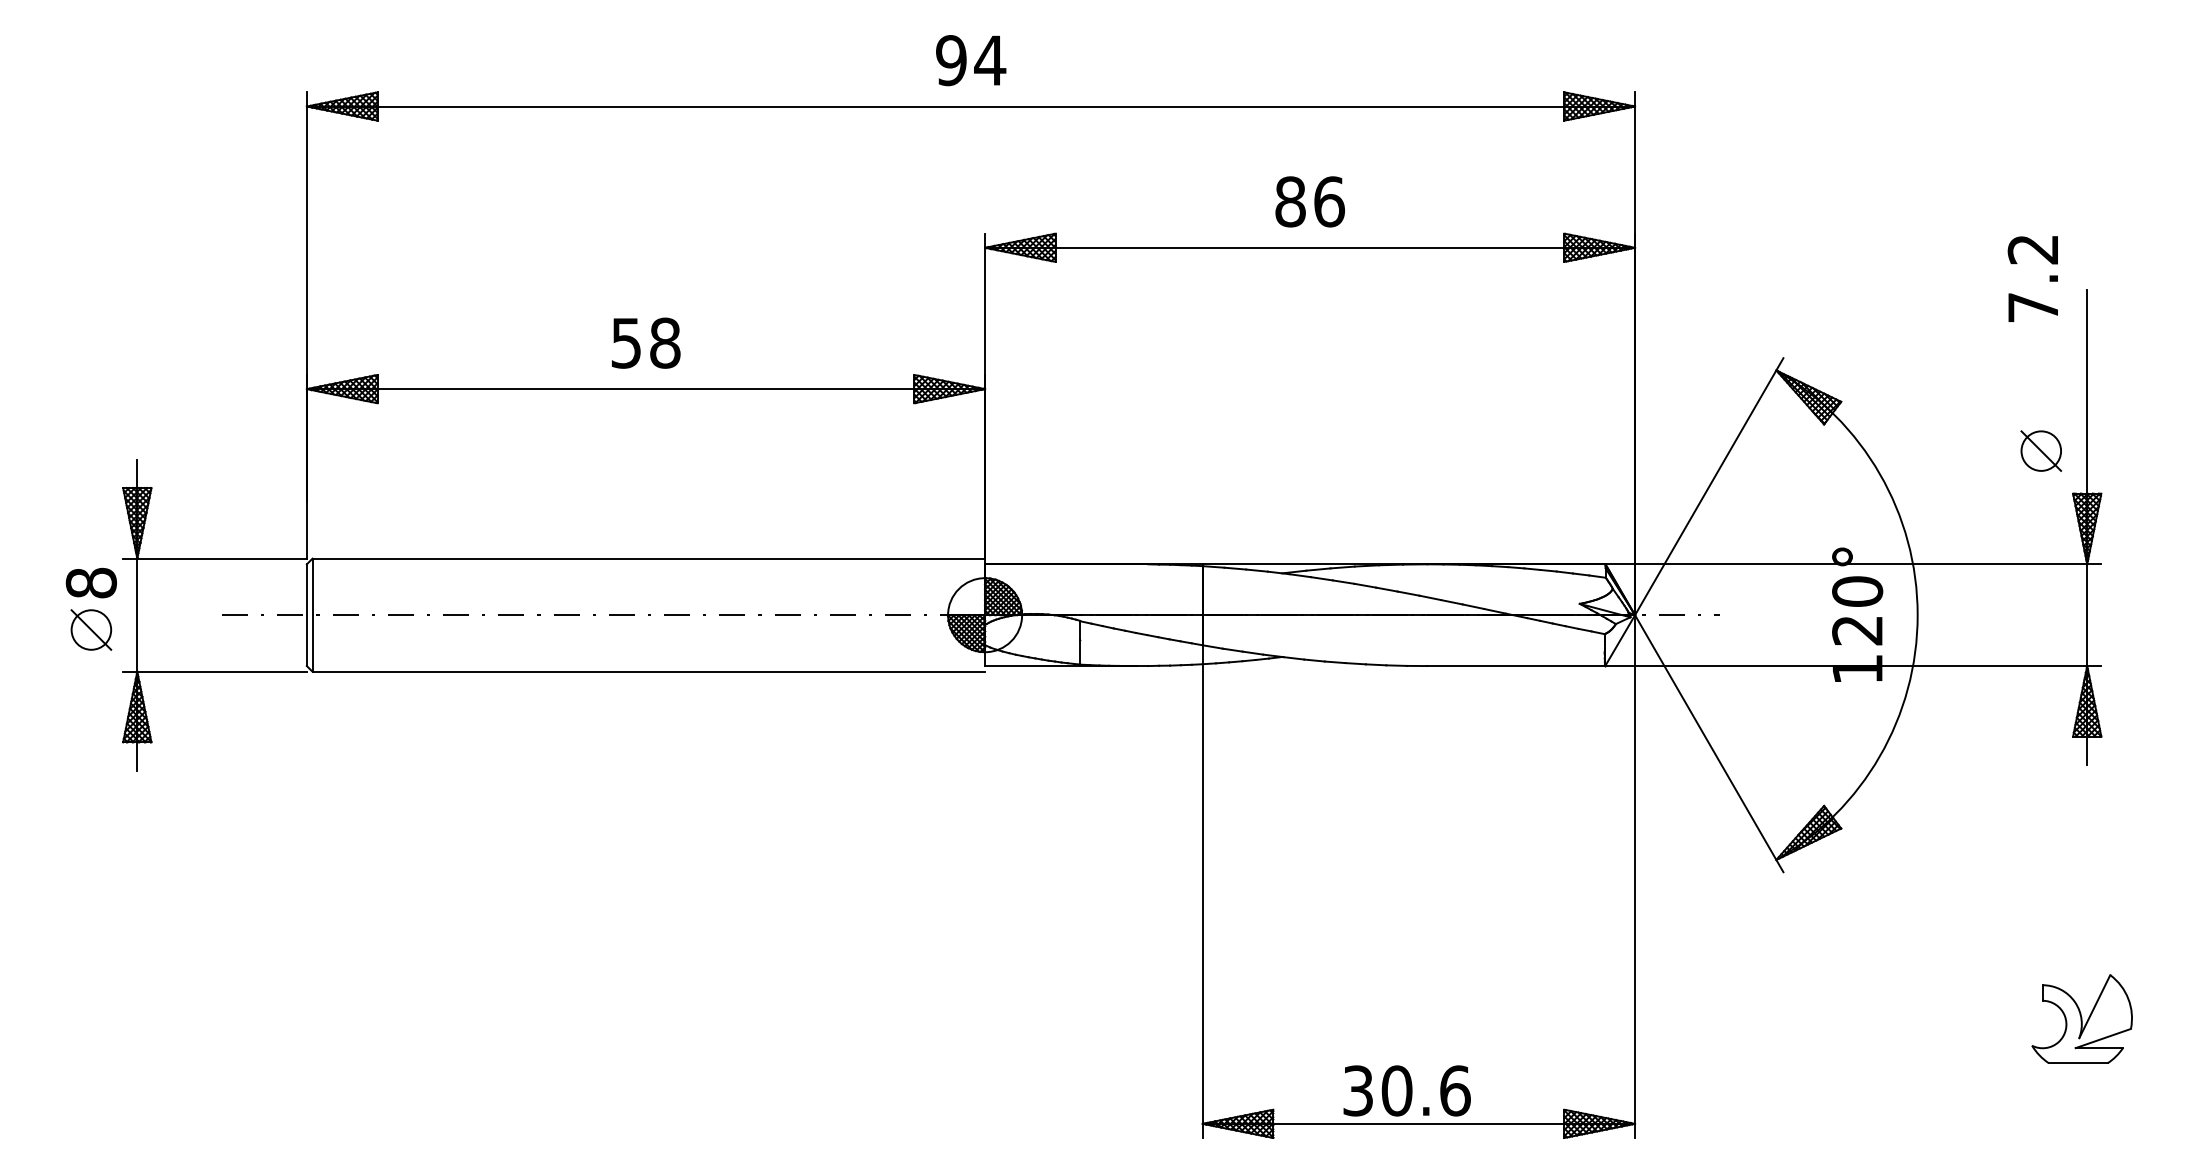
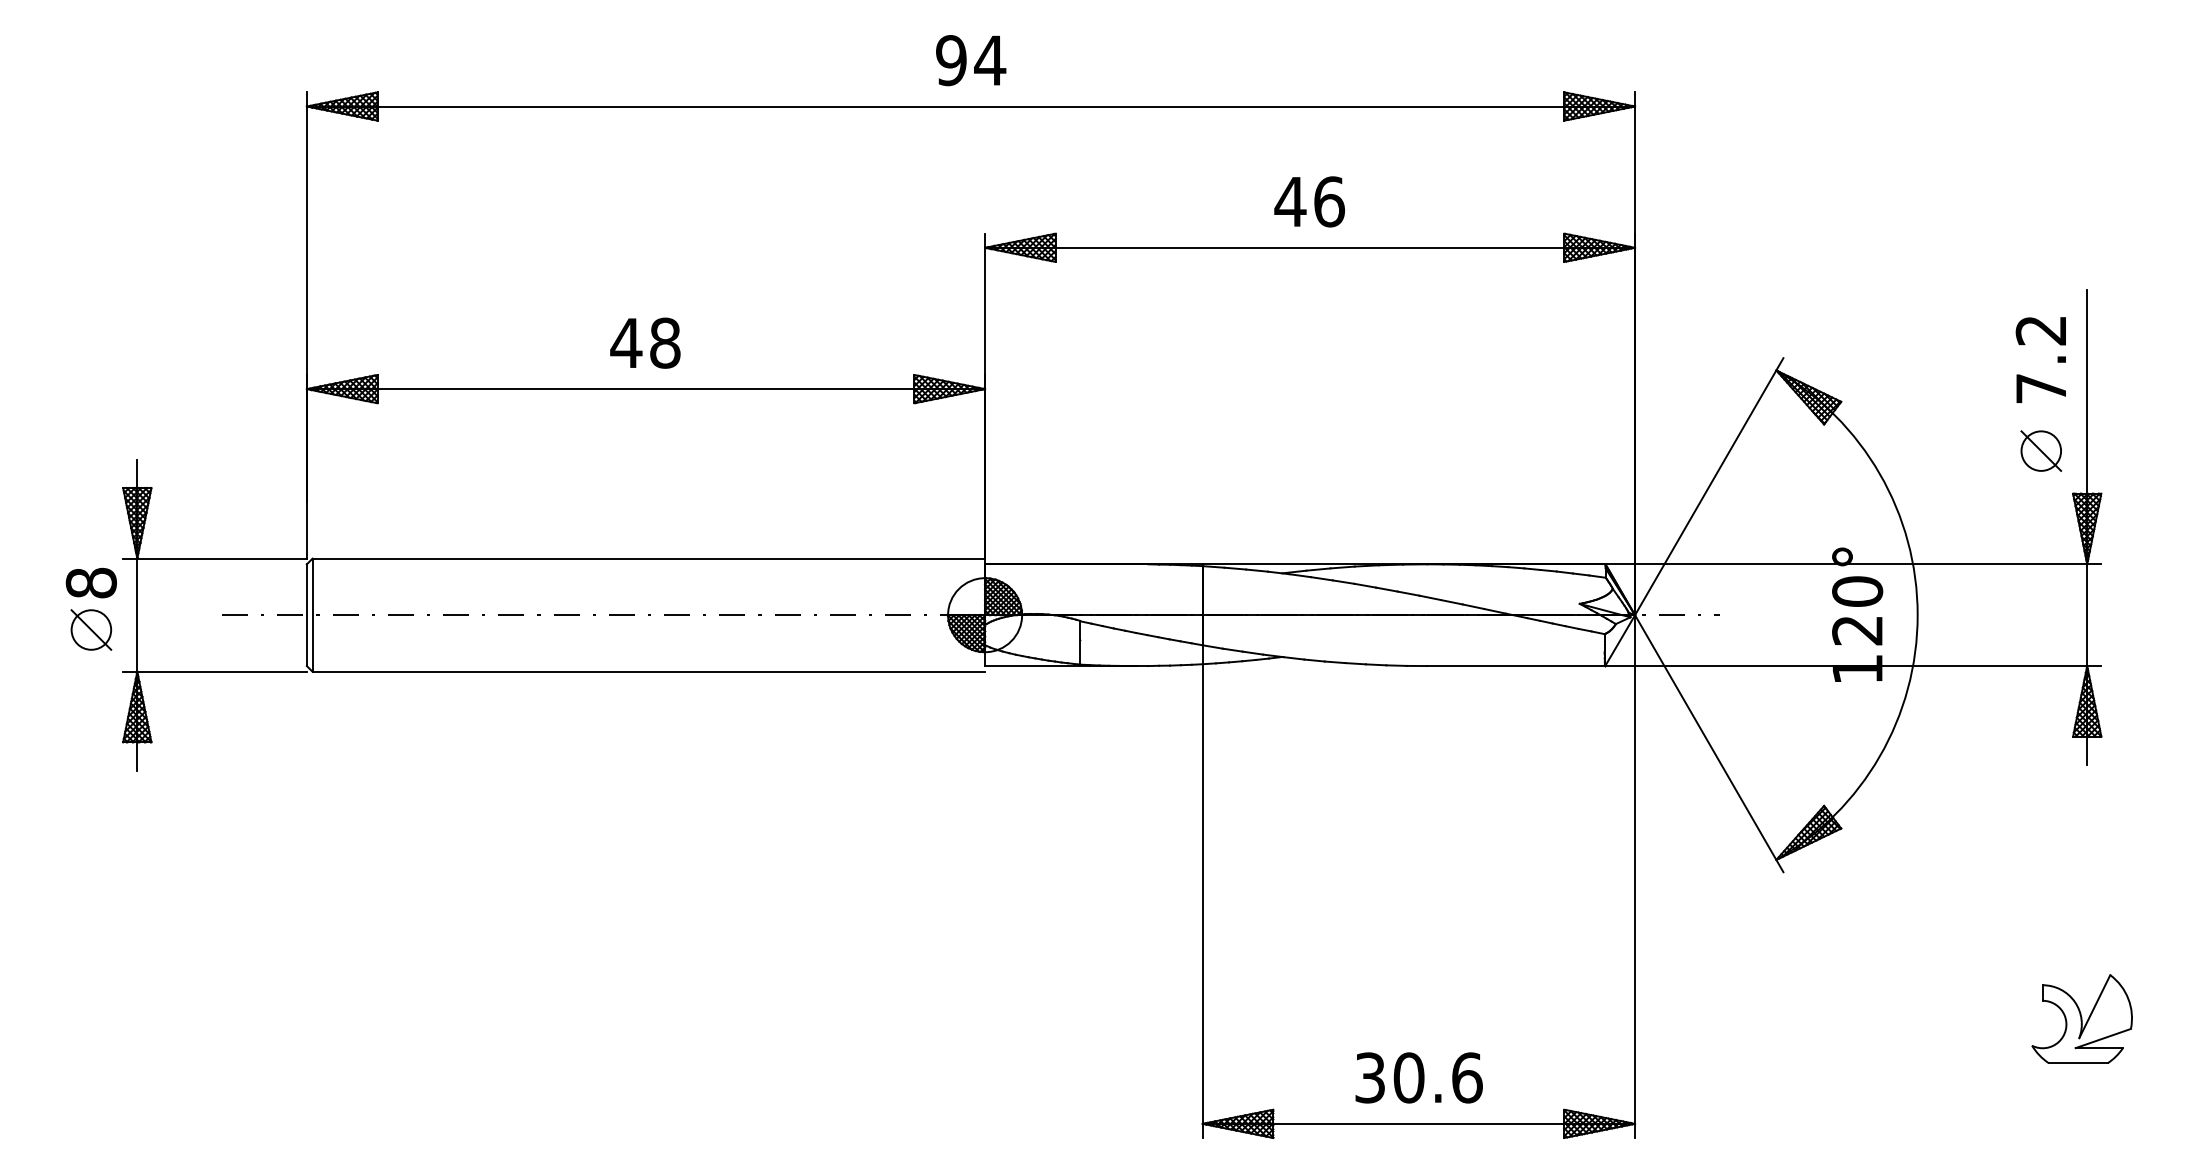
text: 86 -> 46 (1290, 201)
text position: (2032, 278) -> (2040, 359) (2040, 359)
text: 58 -> 48 (626, 343)
text position: (1406, 1090) -> (1418, 1077) (1418, 1077)
